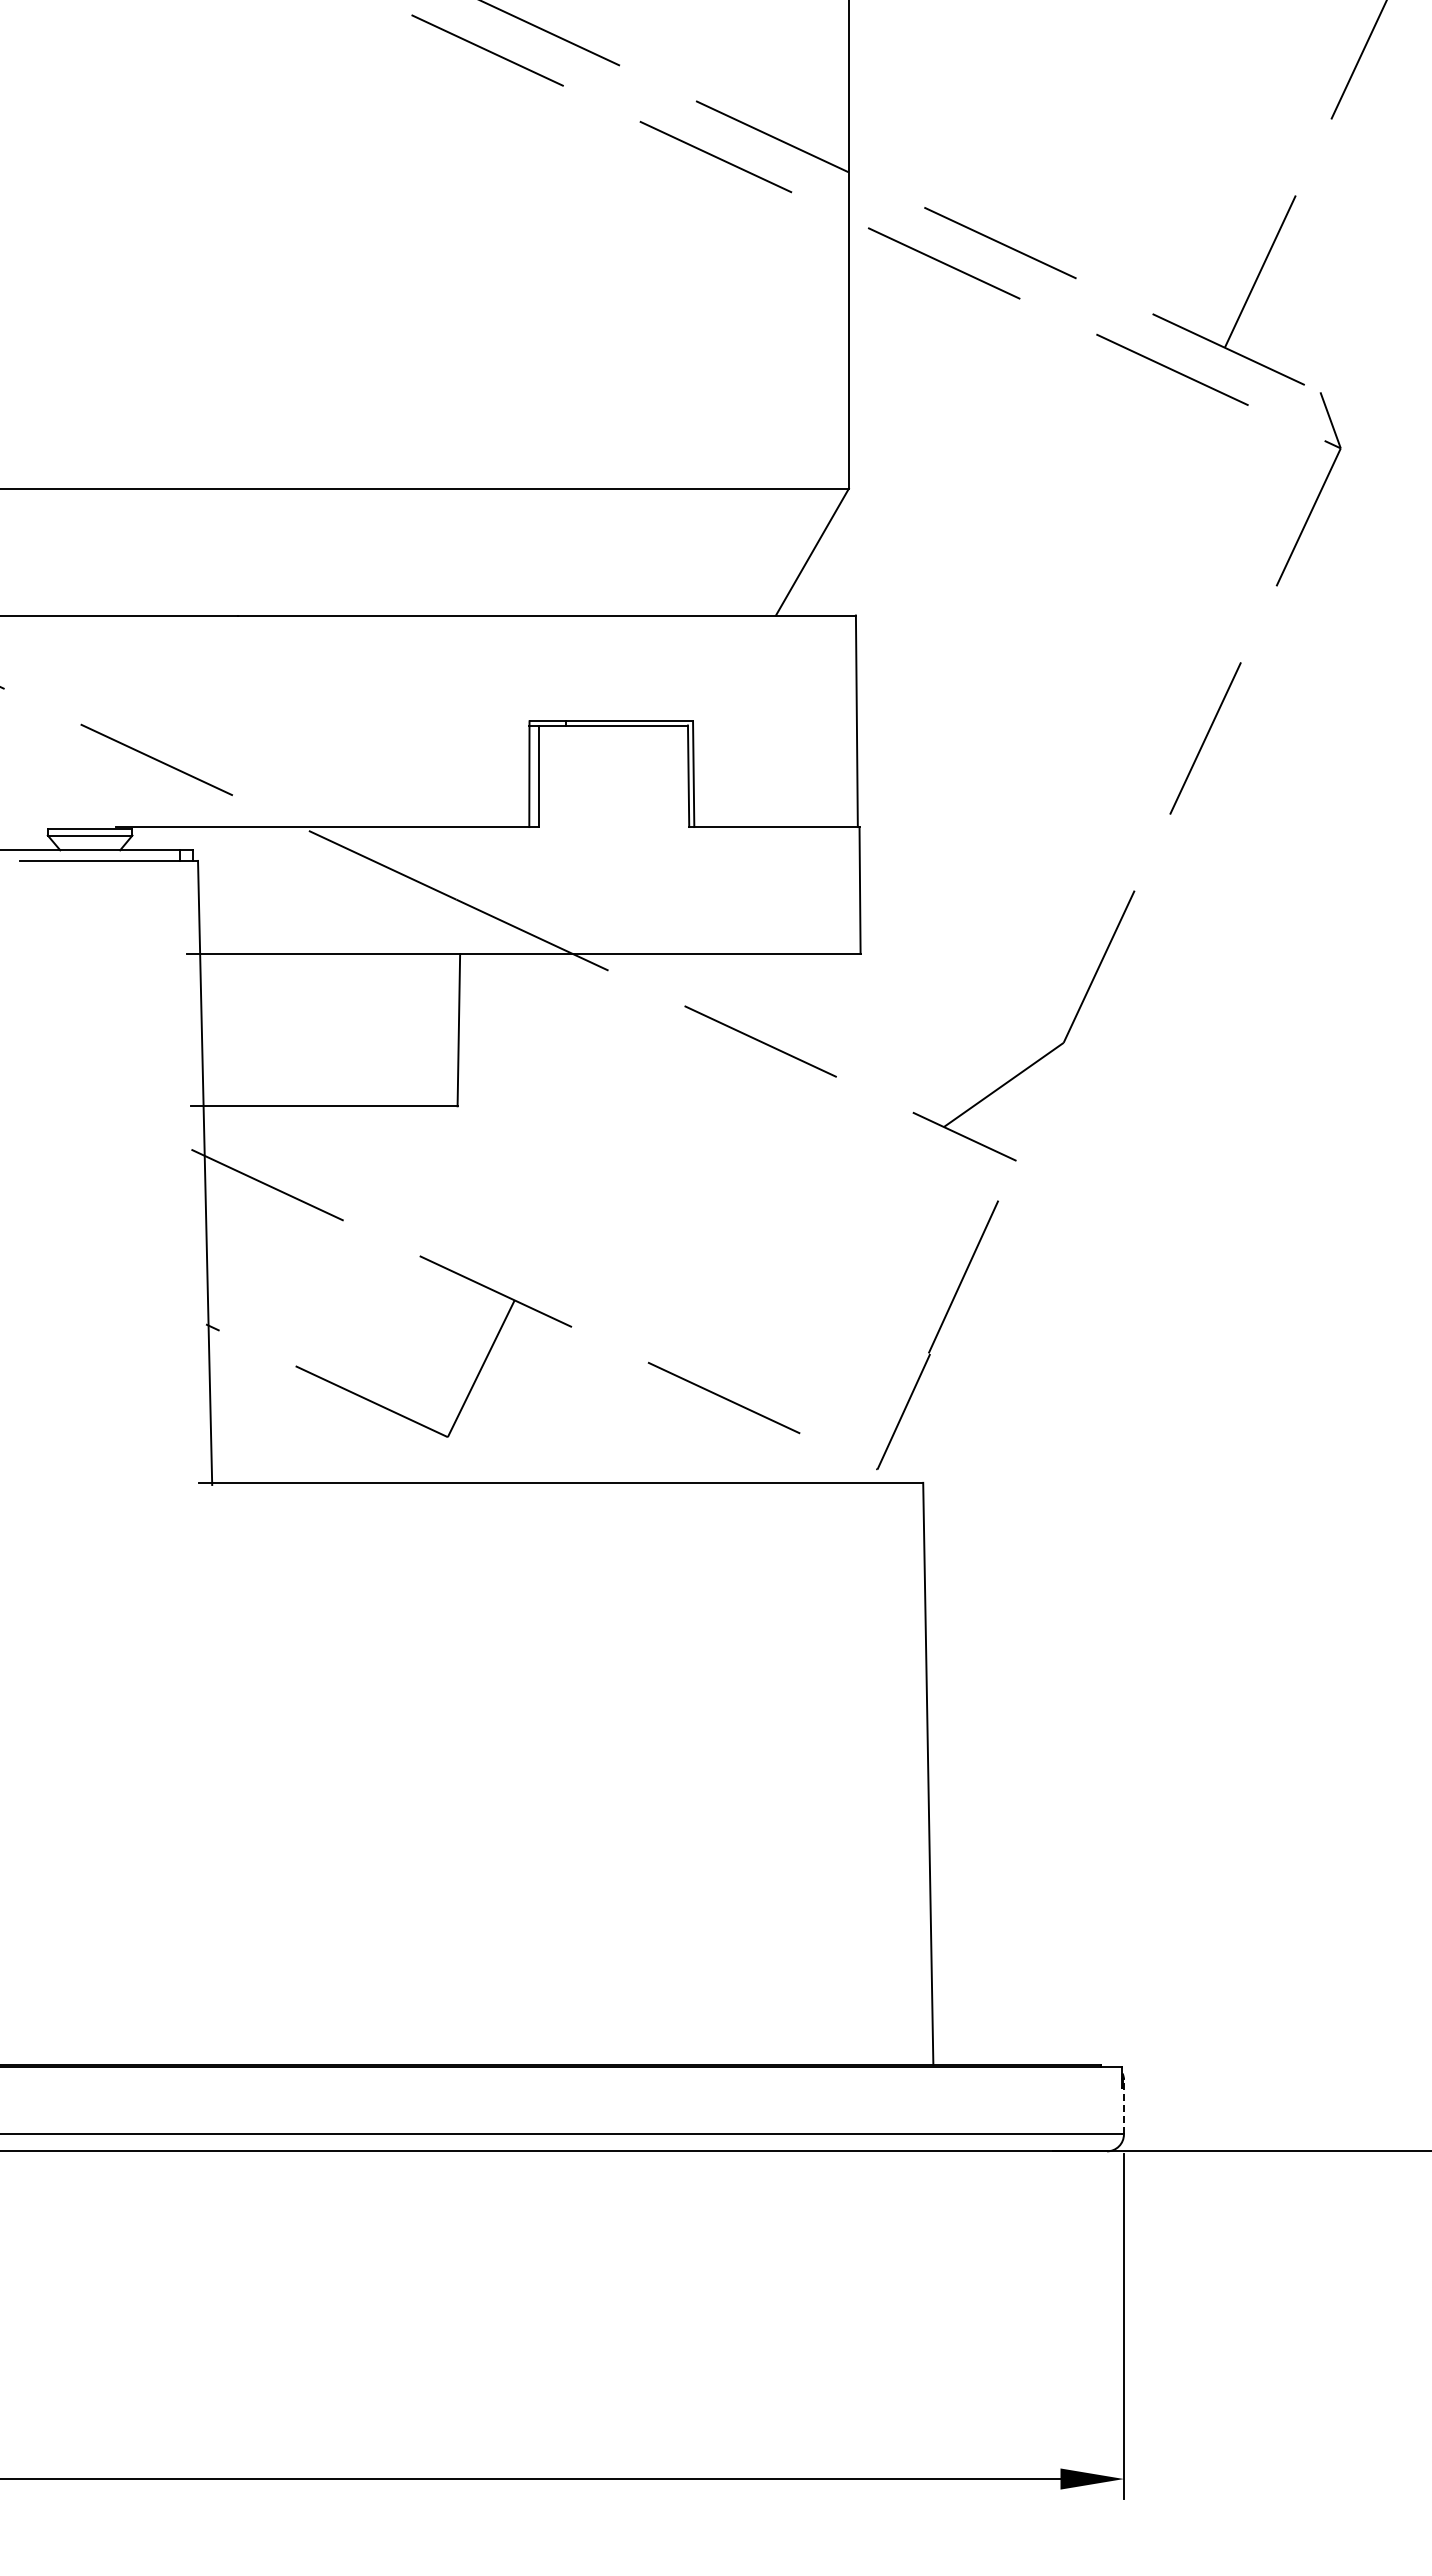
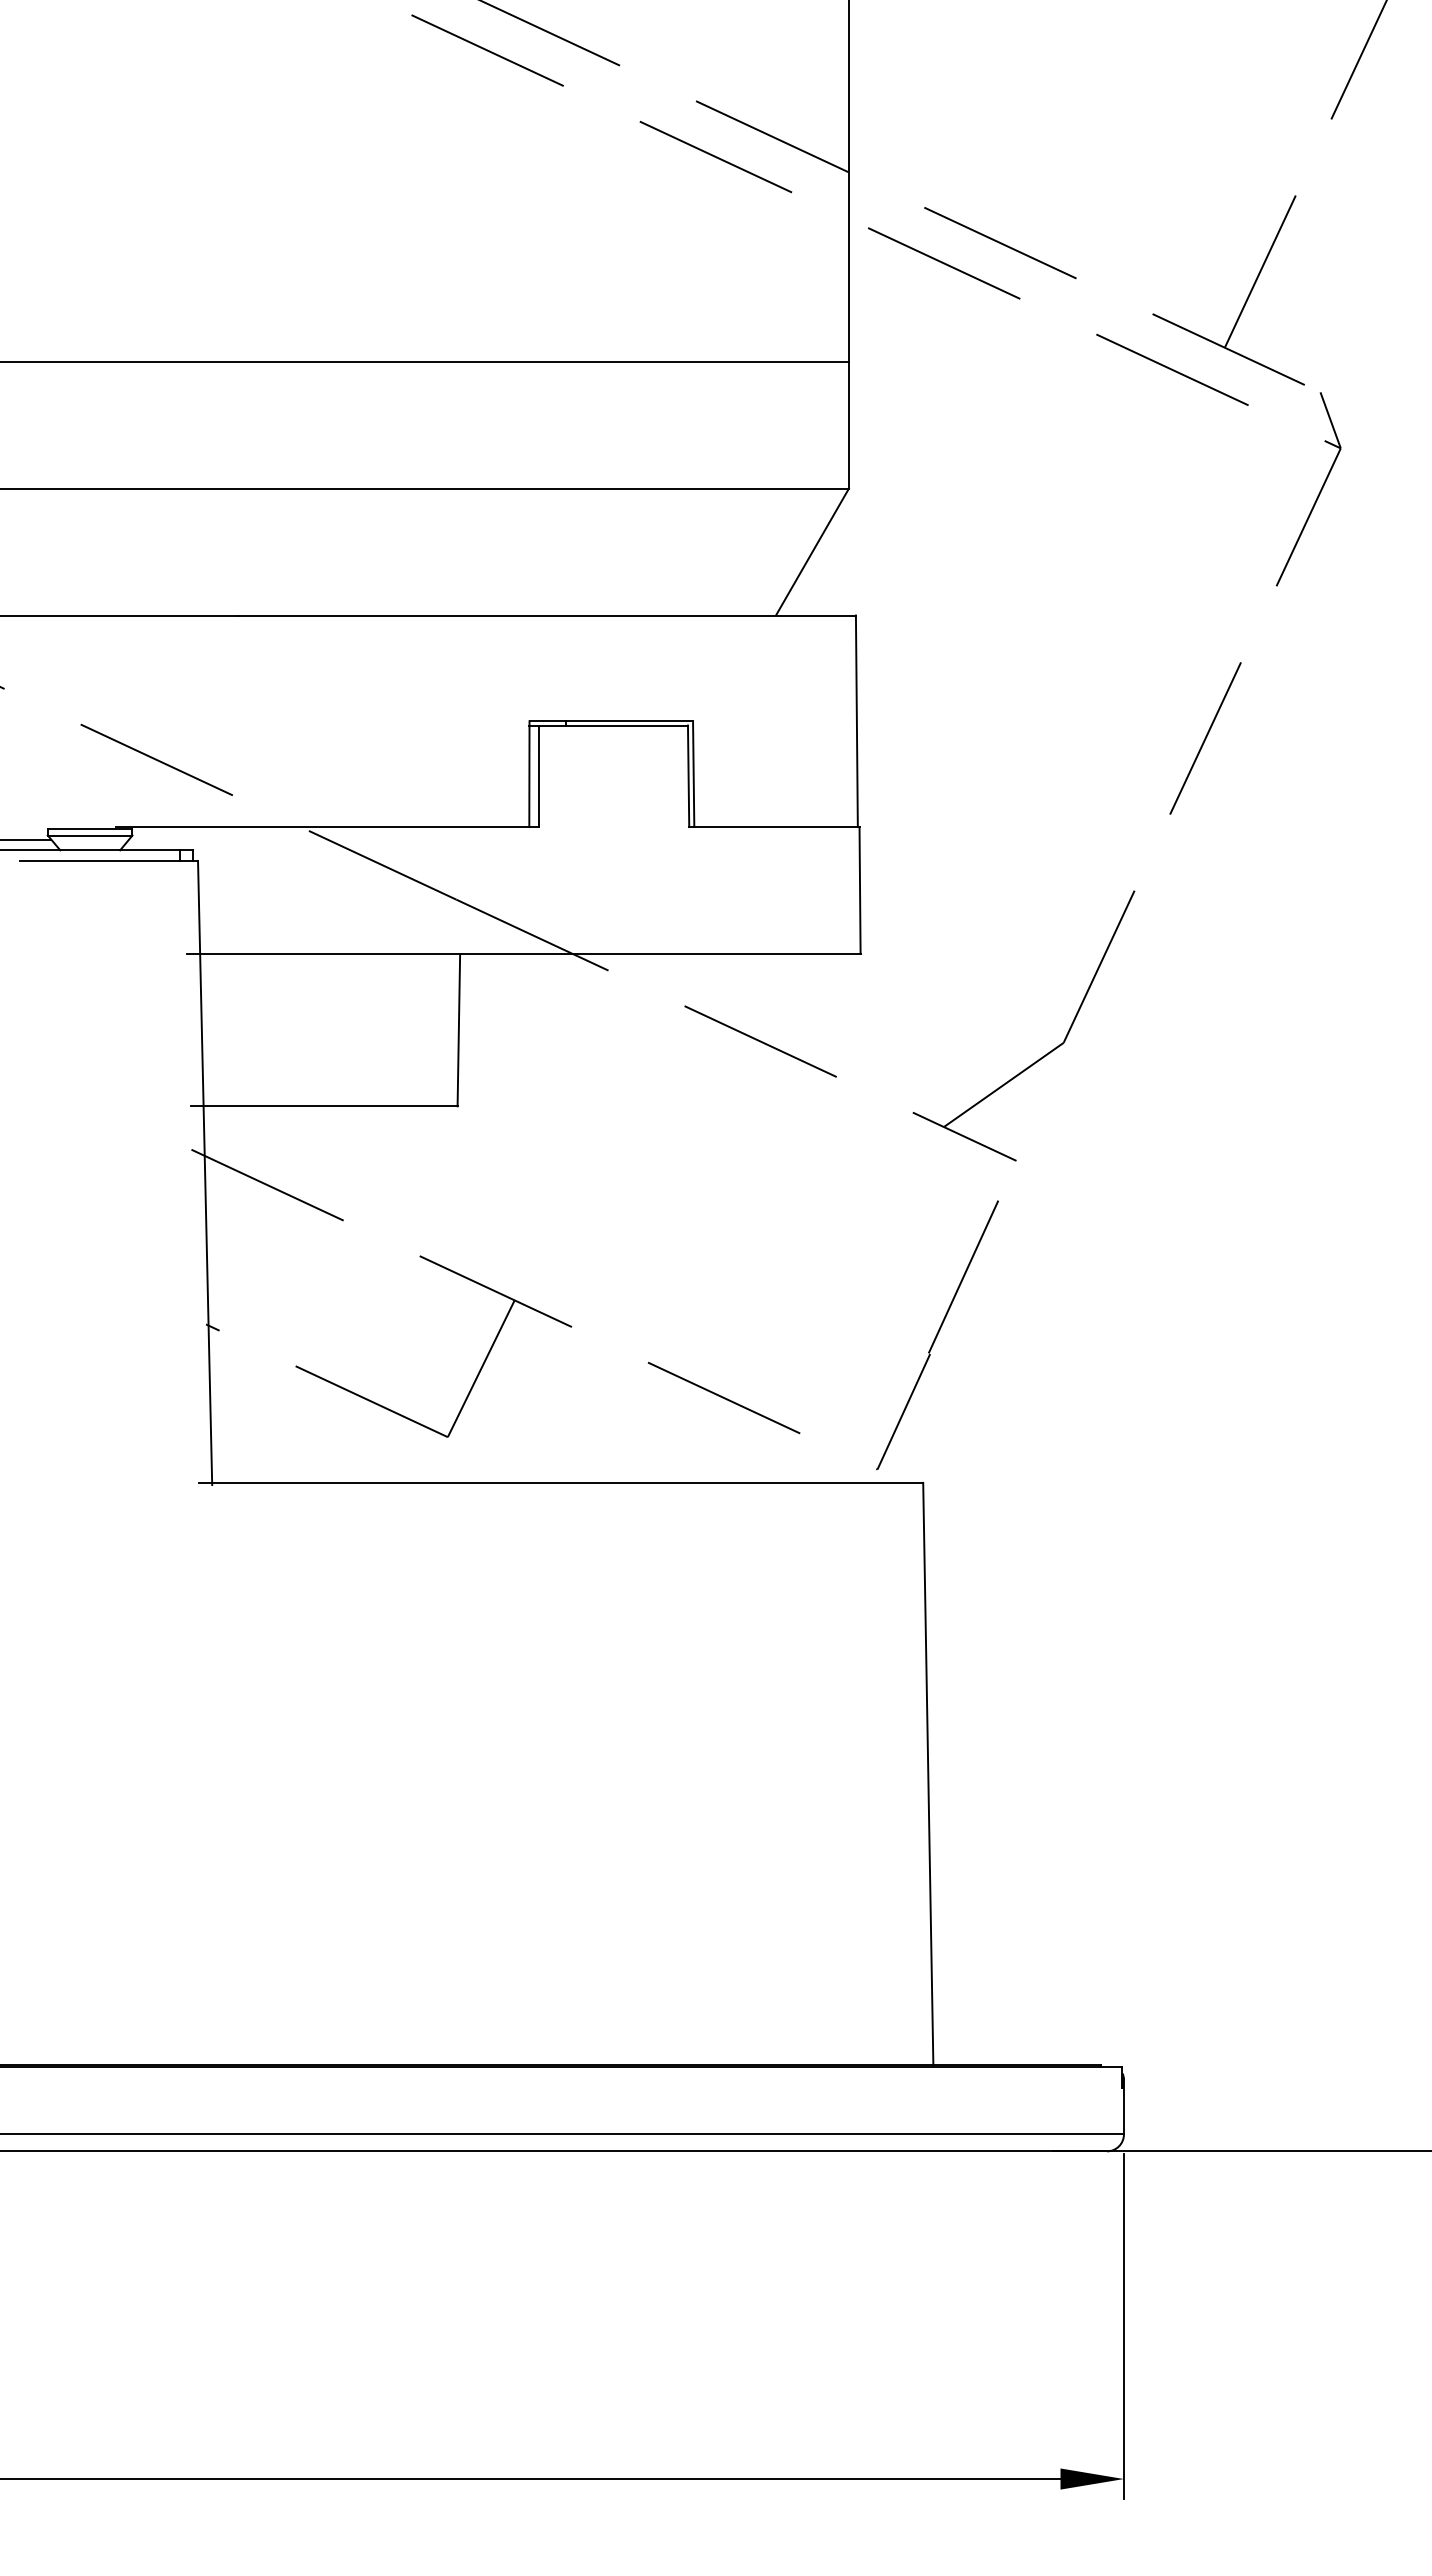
line: none -> present (425, 361)
line: none -> present (26, 839)
line: dashed -> solid (1123, 2106)
